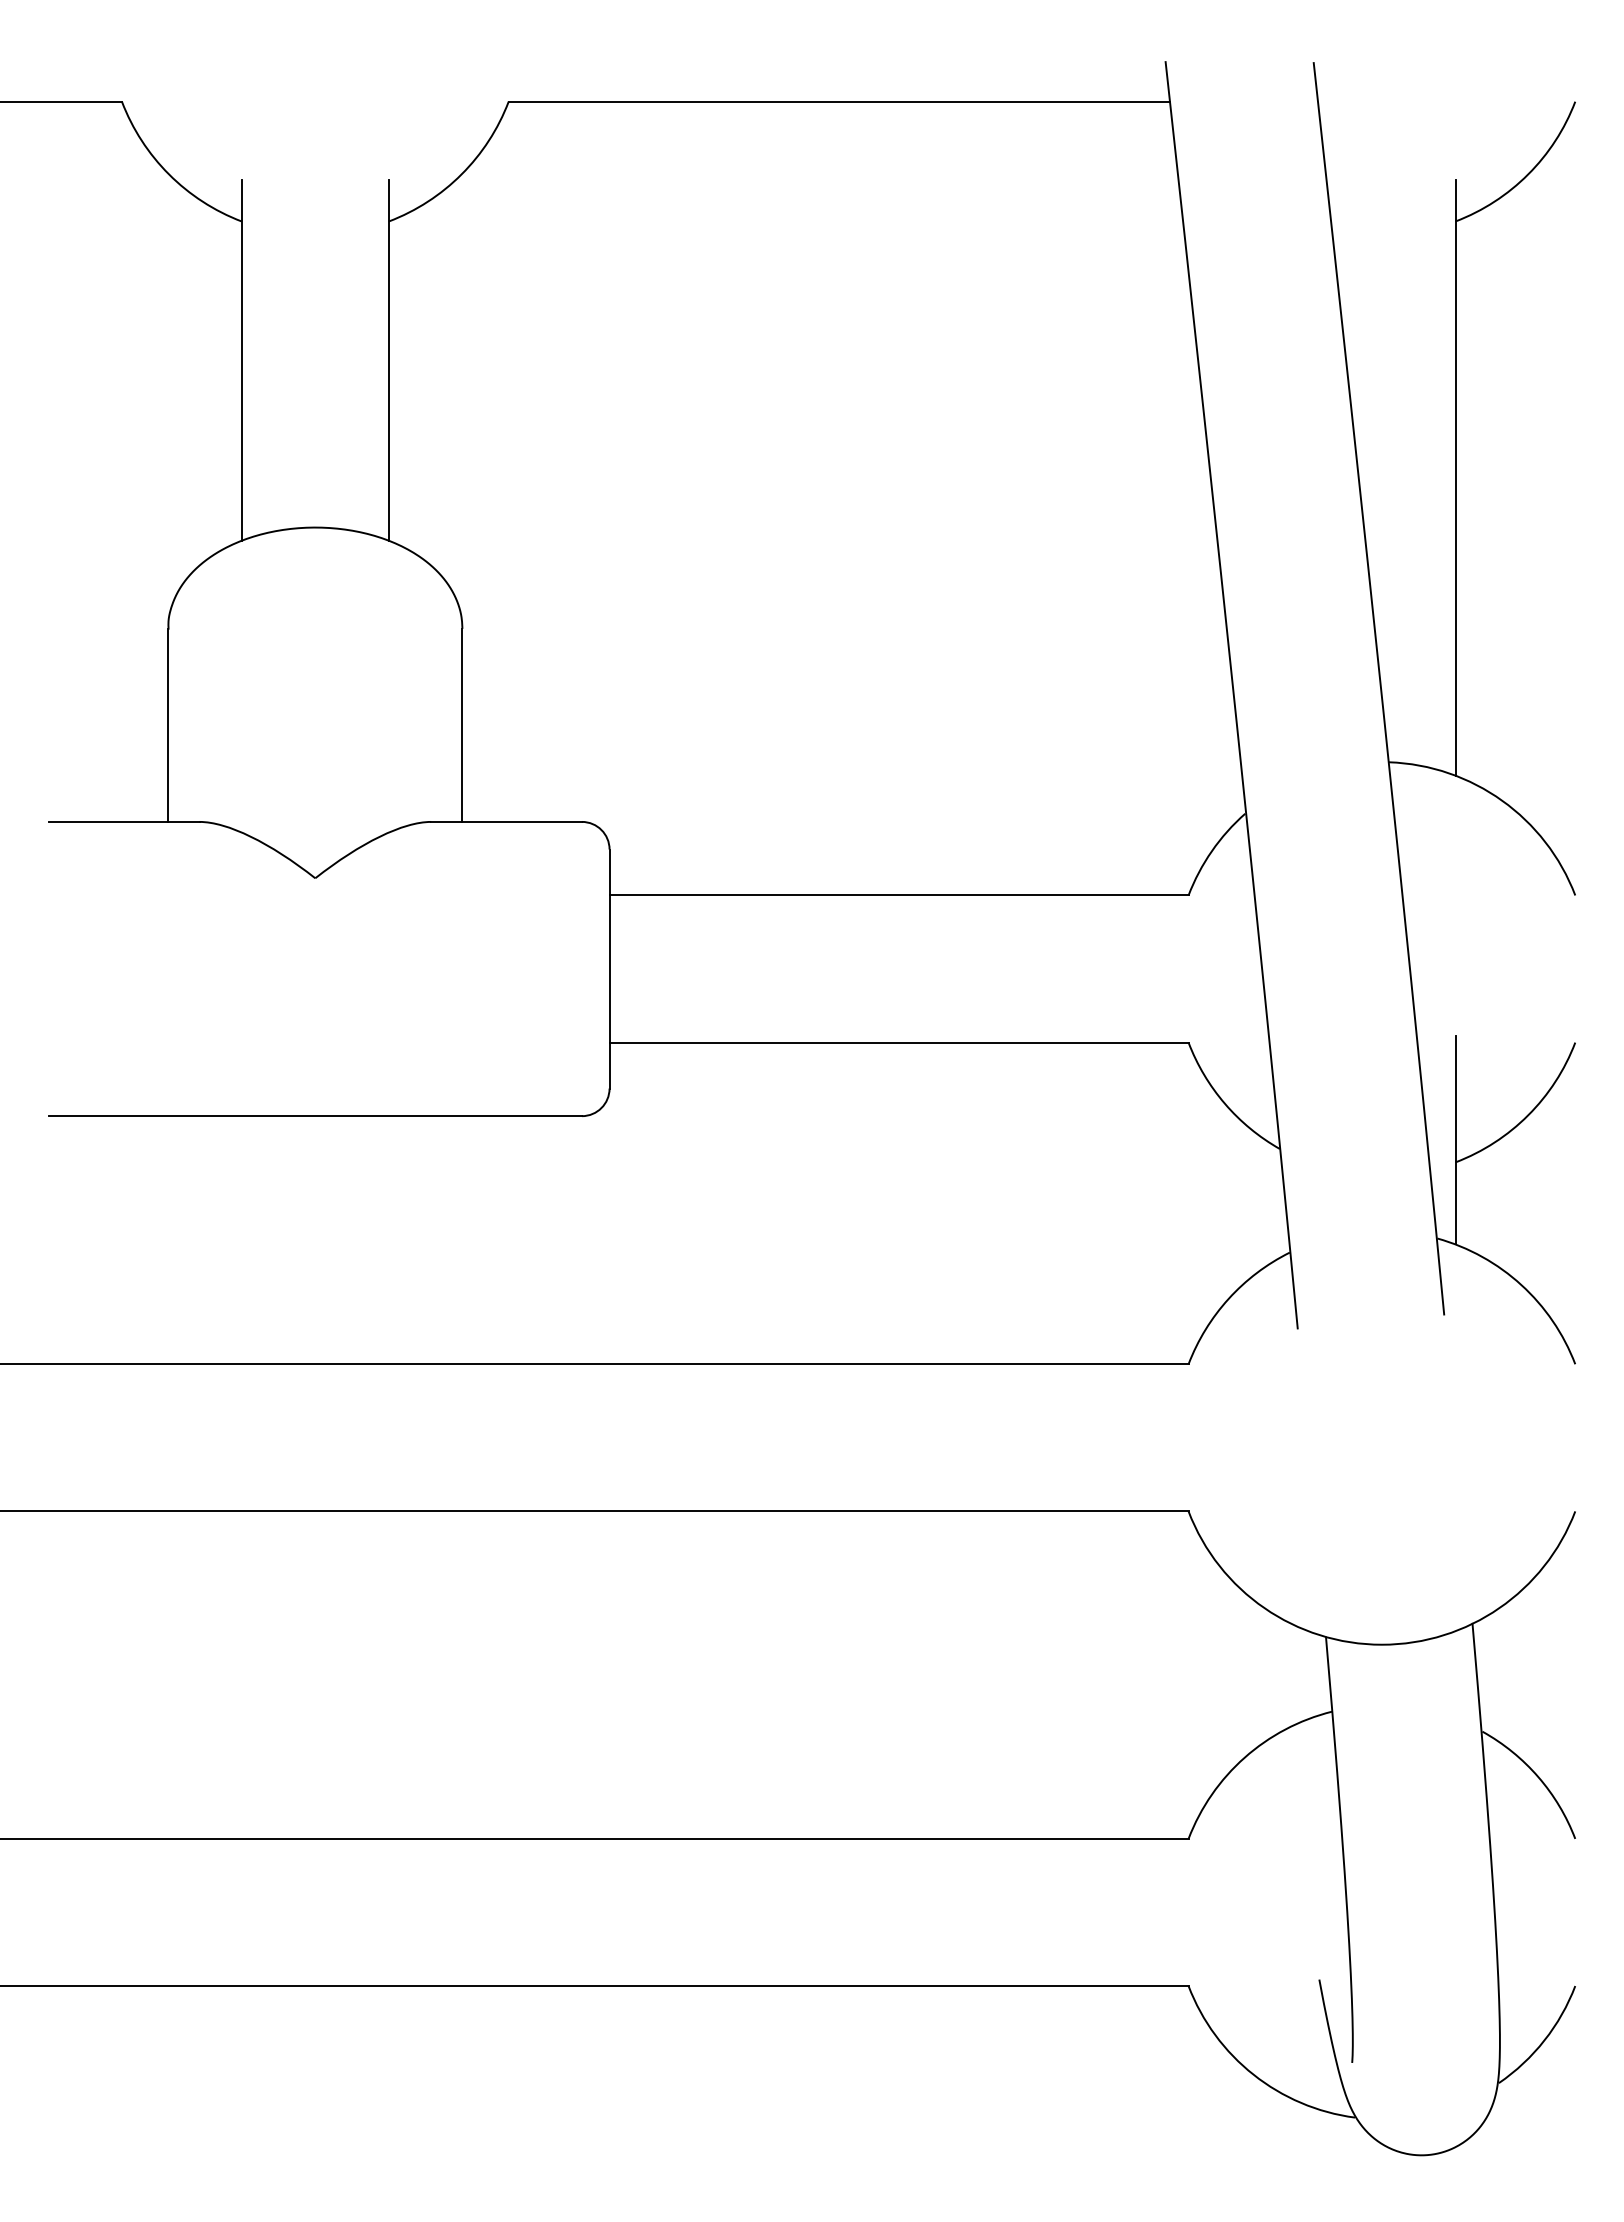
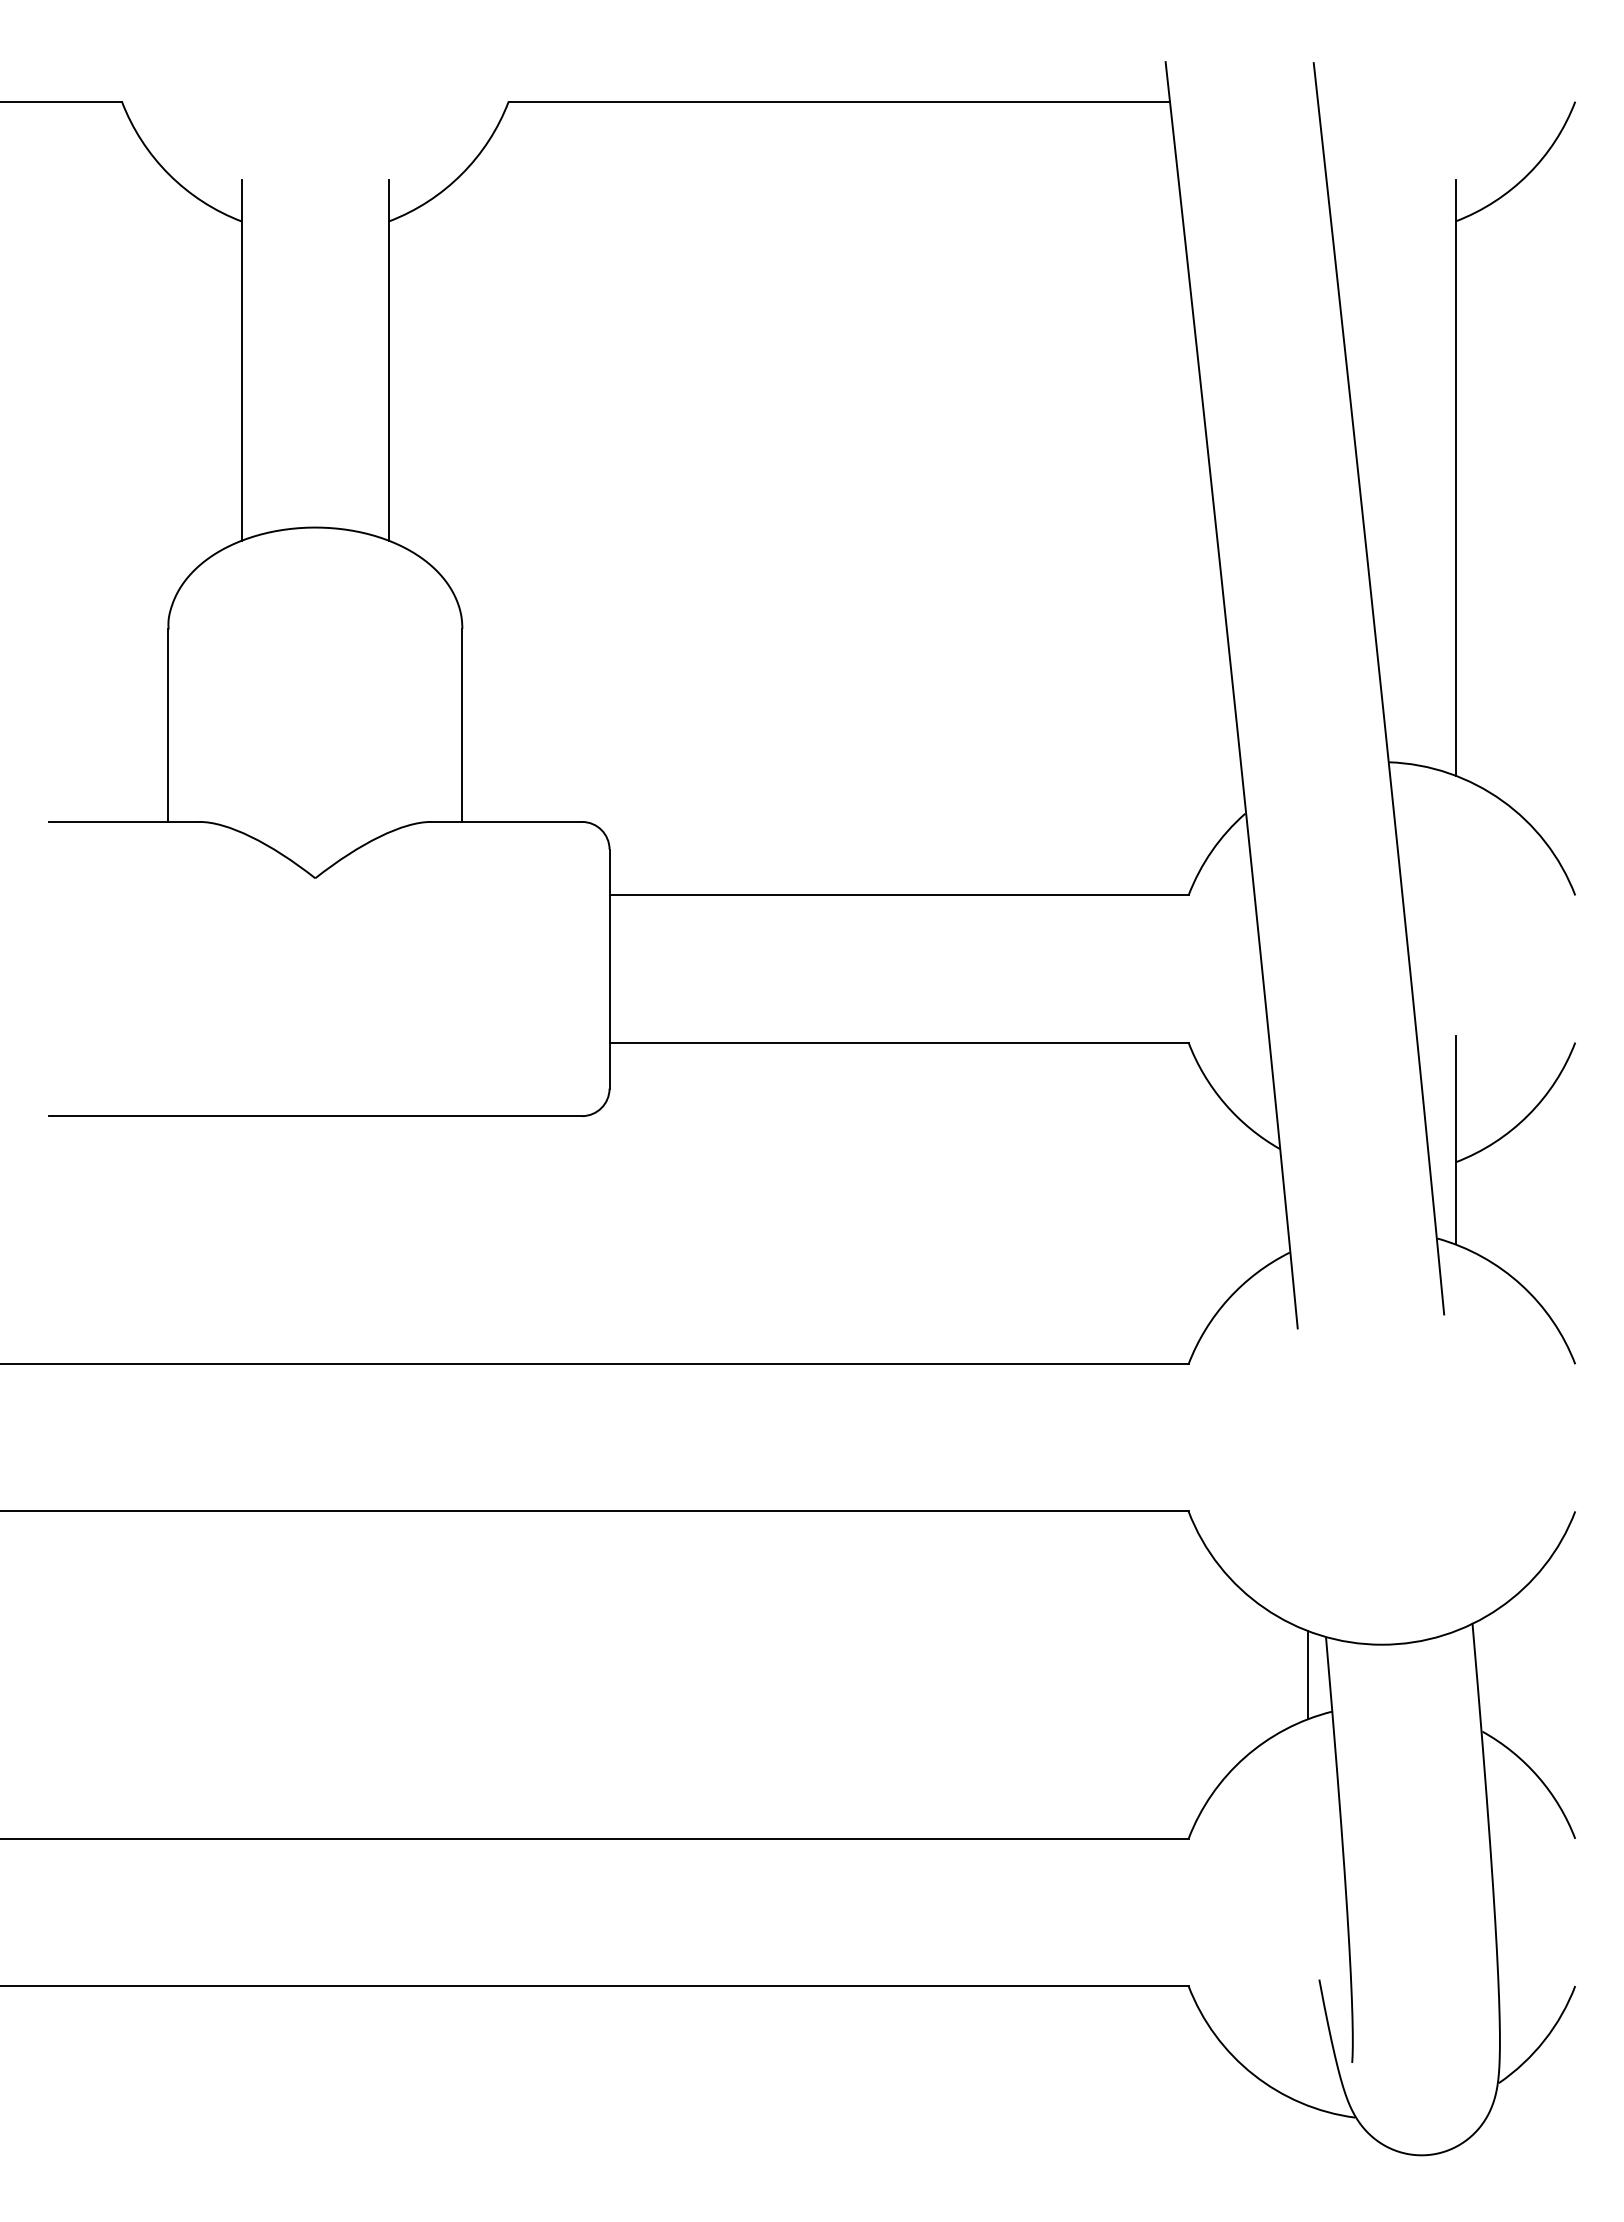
line: none -> present (1308, 1675)
